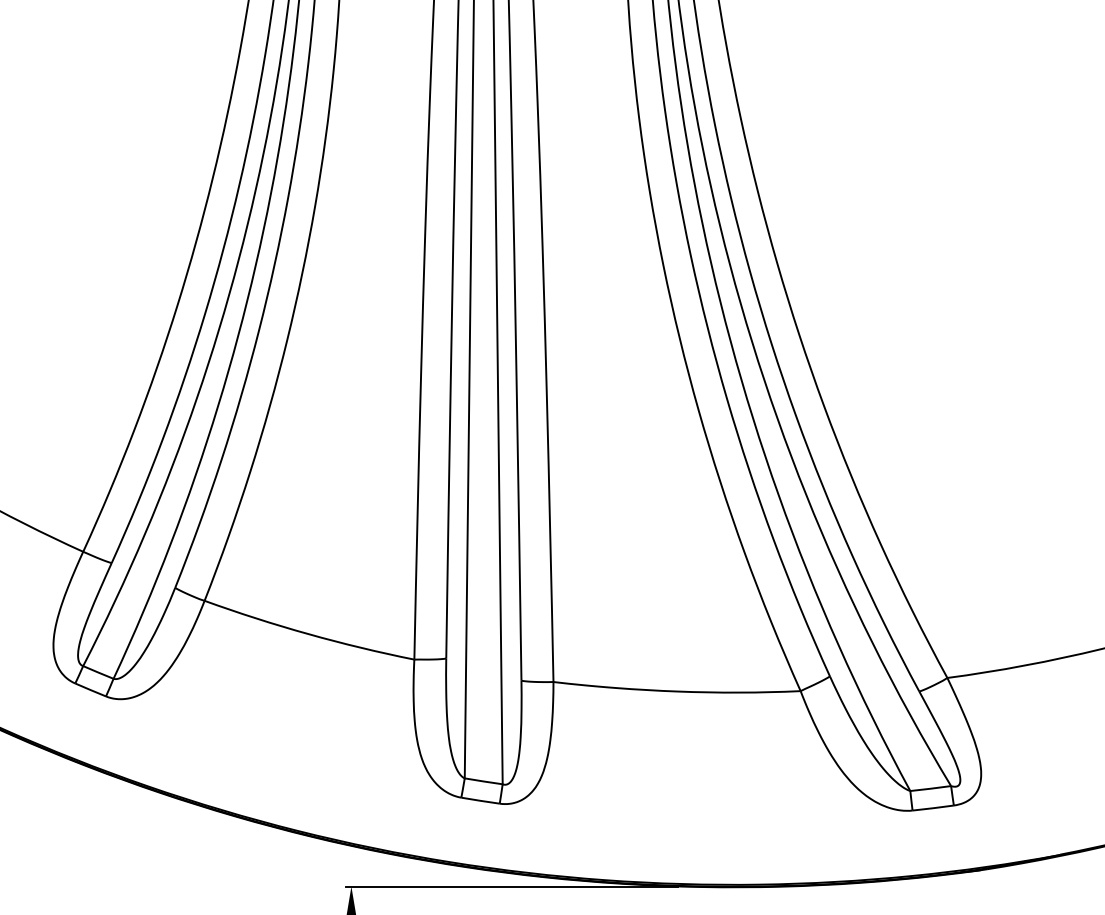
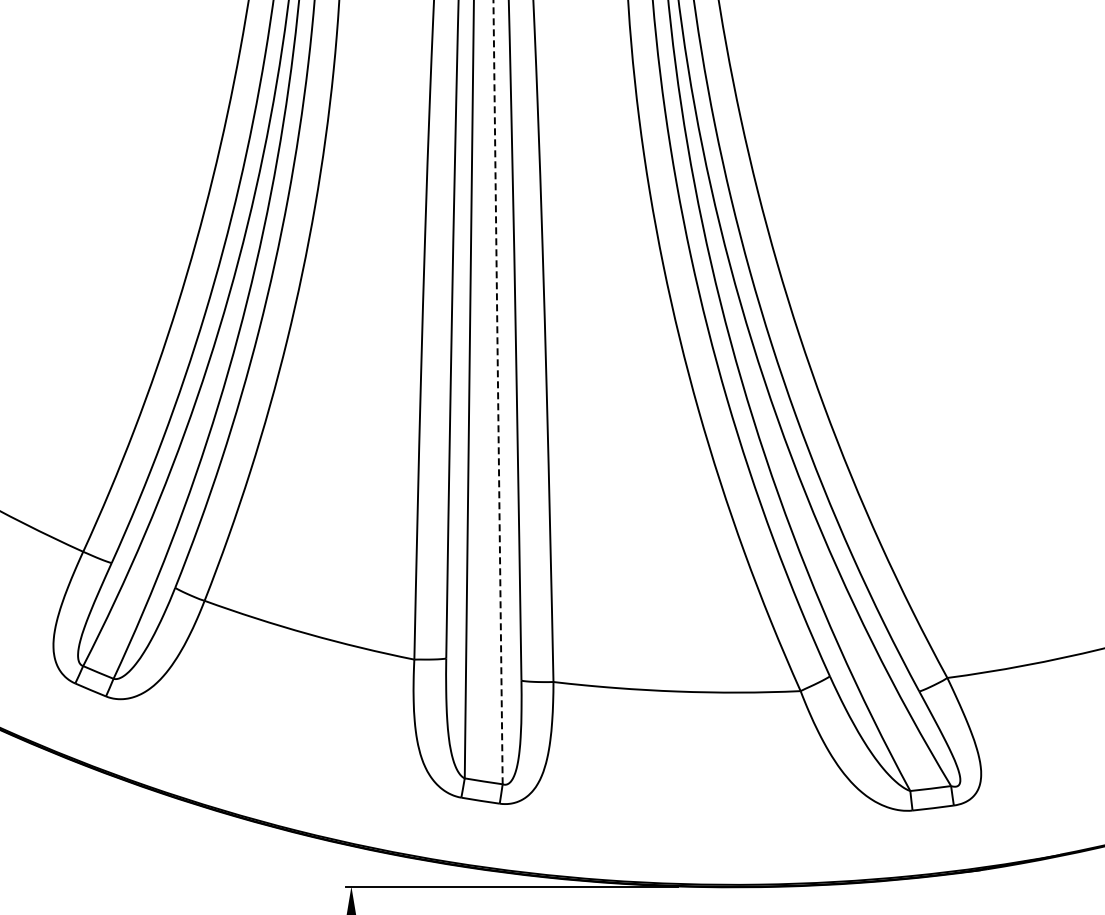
line: solid -> dashed (498, 392)
